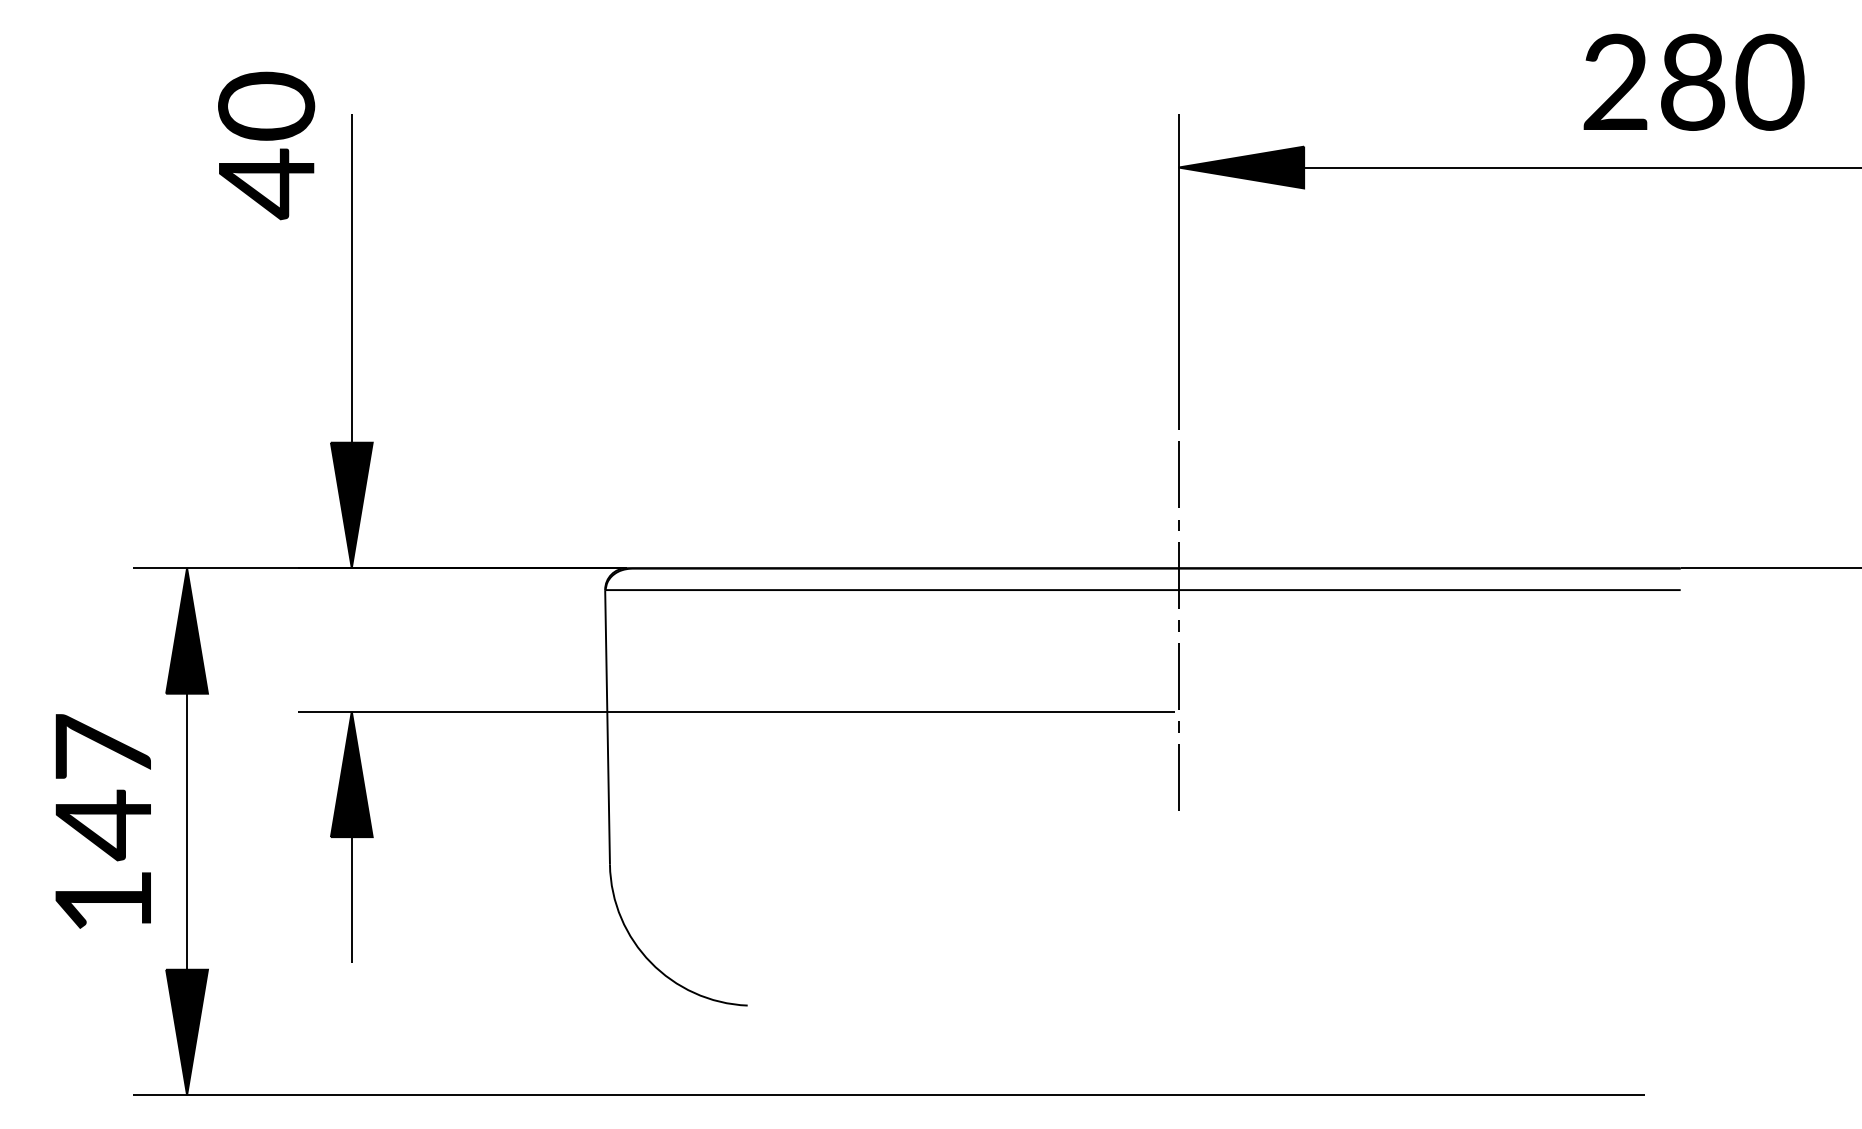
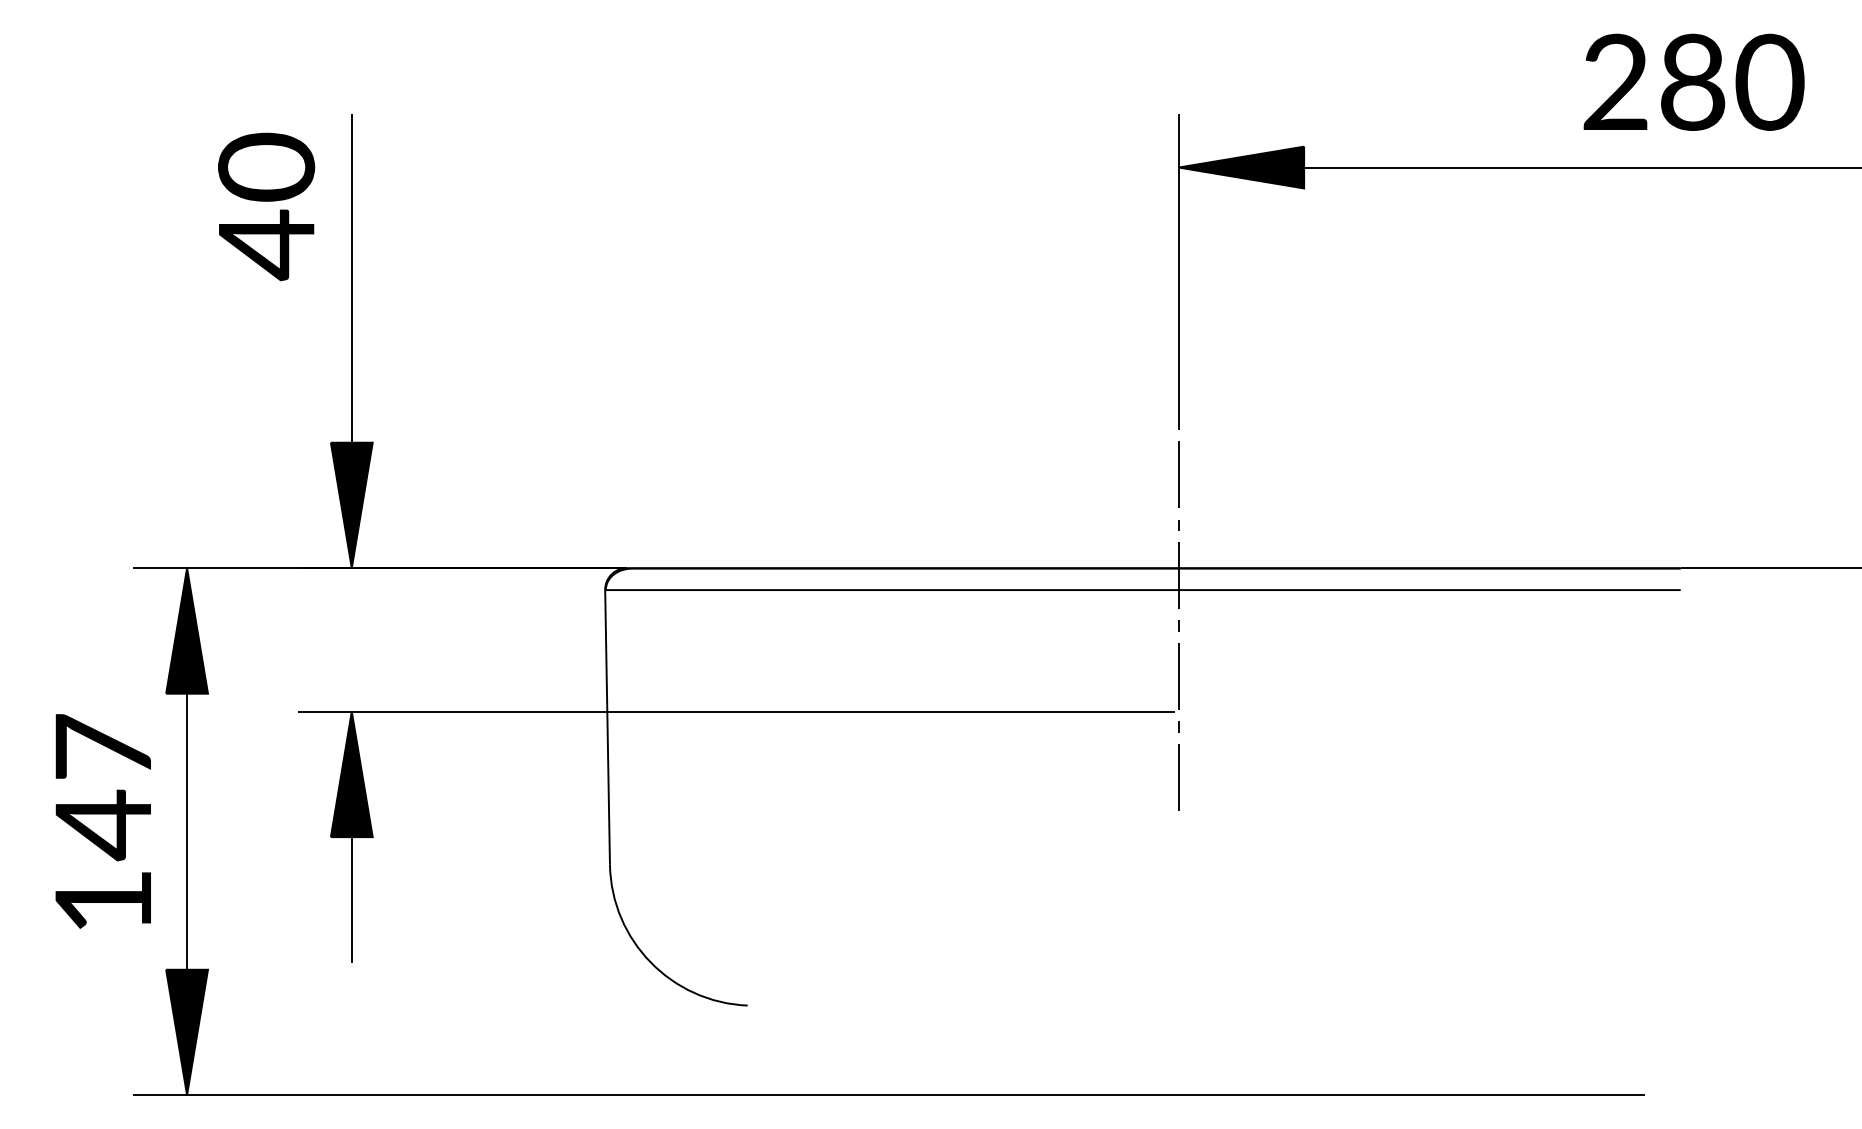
text position: (266, 145) -> (266, 206) (266, 206)
